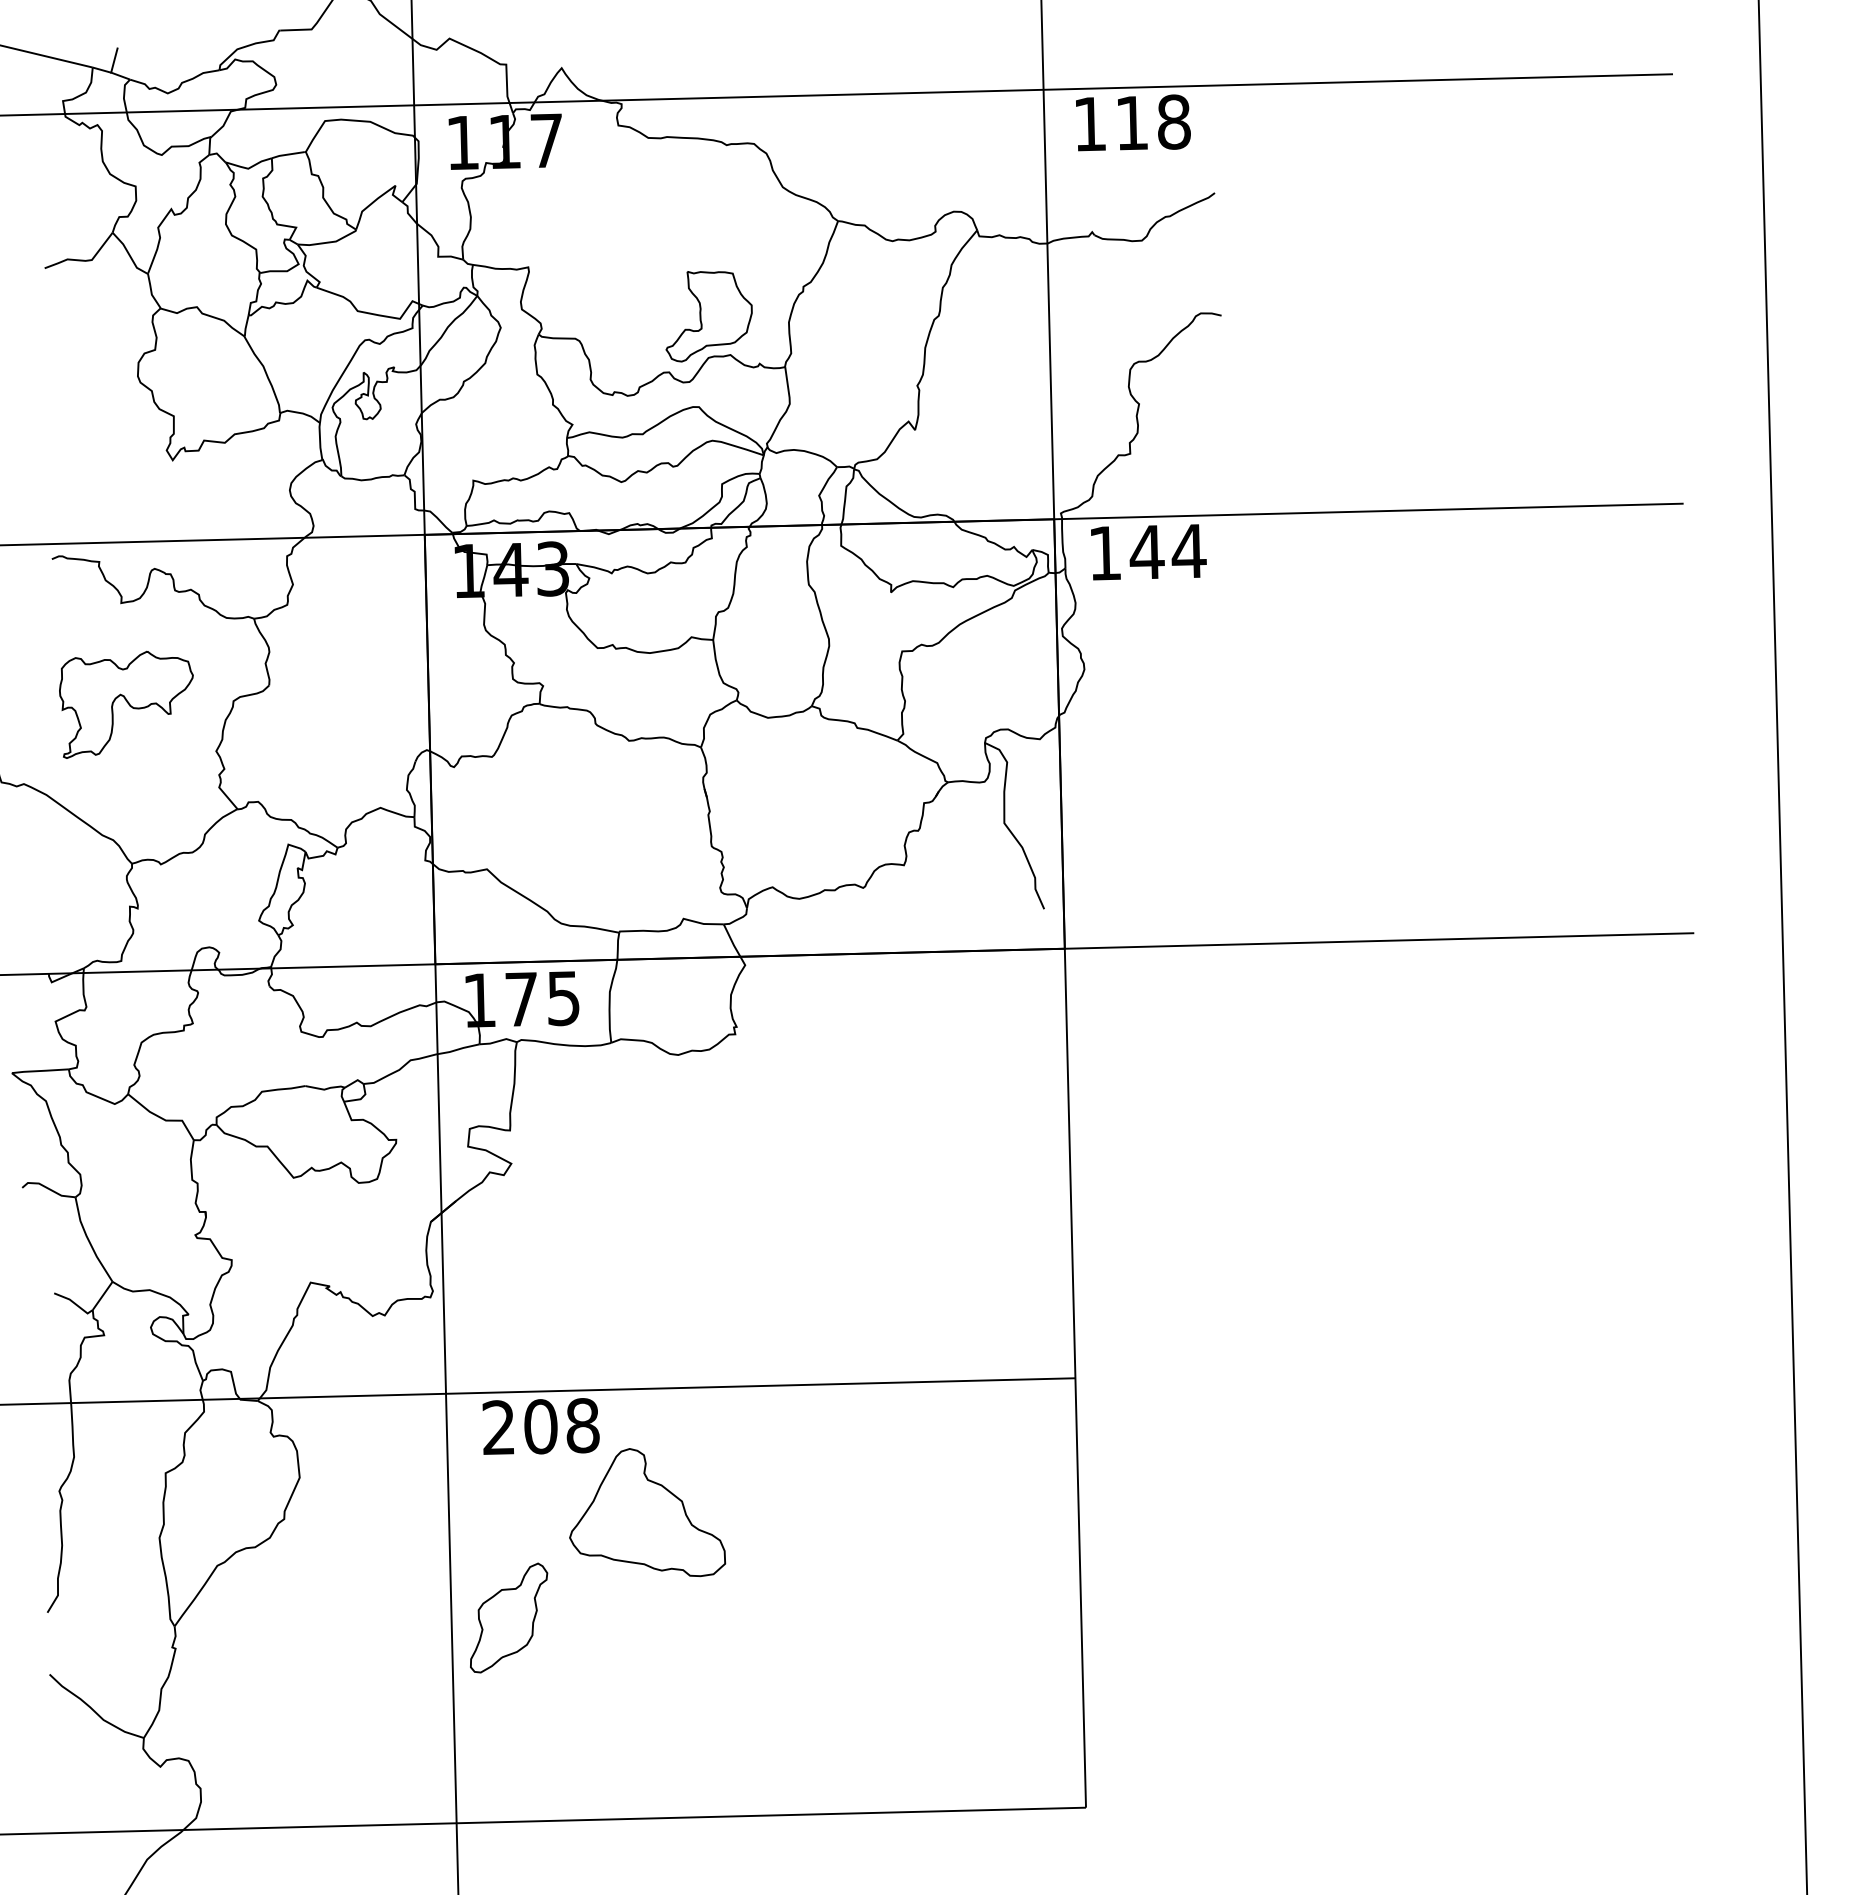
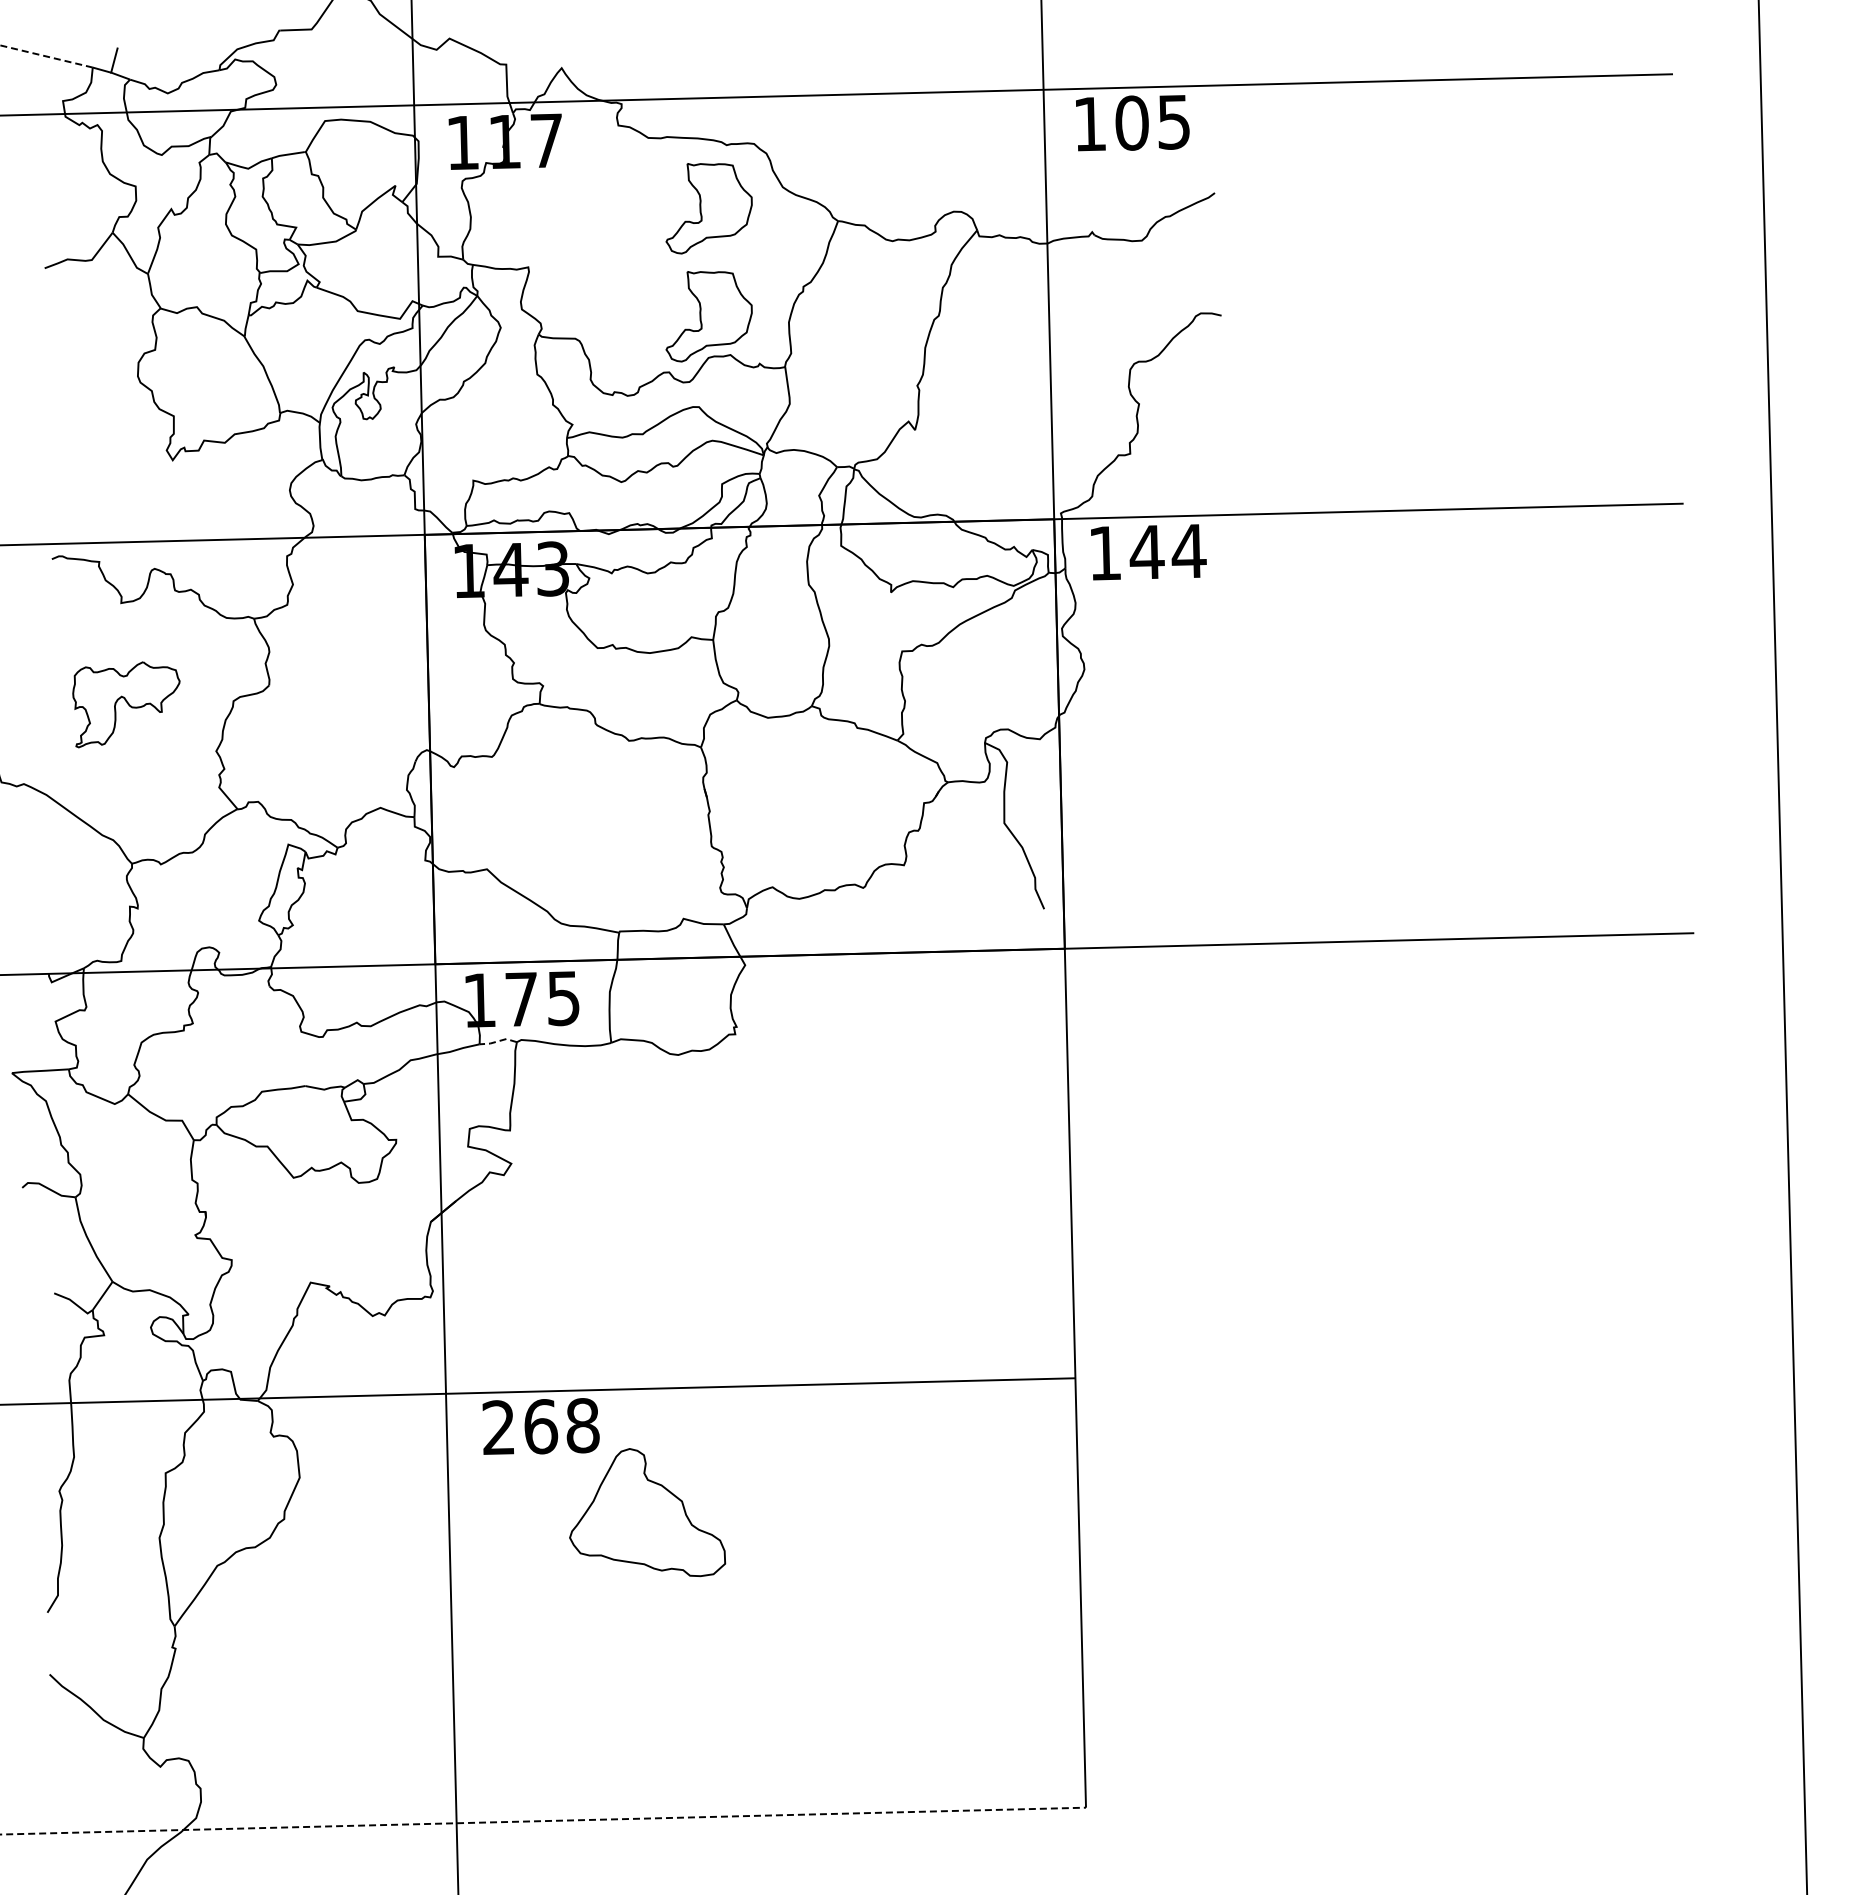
line: solid -> dashed (46, 56)
text: 118 -> 105 (1152, 122)
part: none -> present (708, 208)
part size: 135x109 px -> 109x88 px (126, 704)
line: solid -> dashed (498, 1041)
text: 208 -> 268 (541, 1426)
part: present -> none (509, 1617)
line: solid -> dashed (543, 1821)
